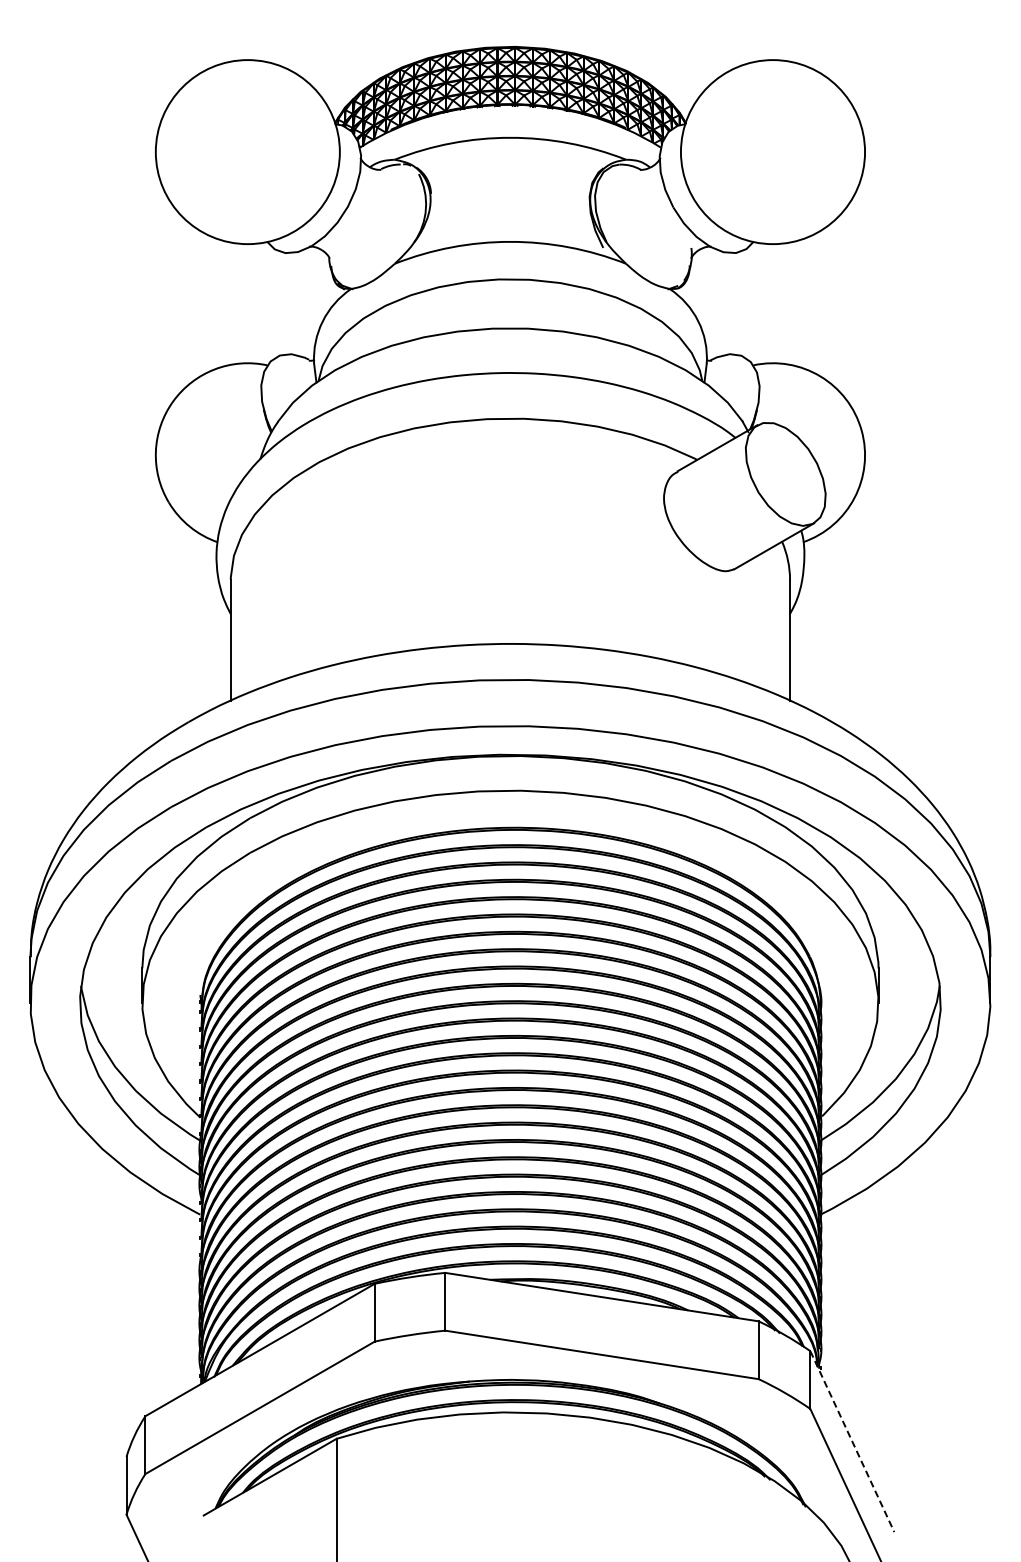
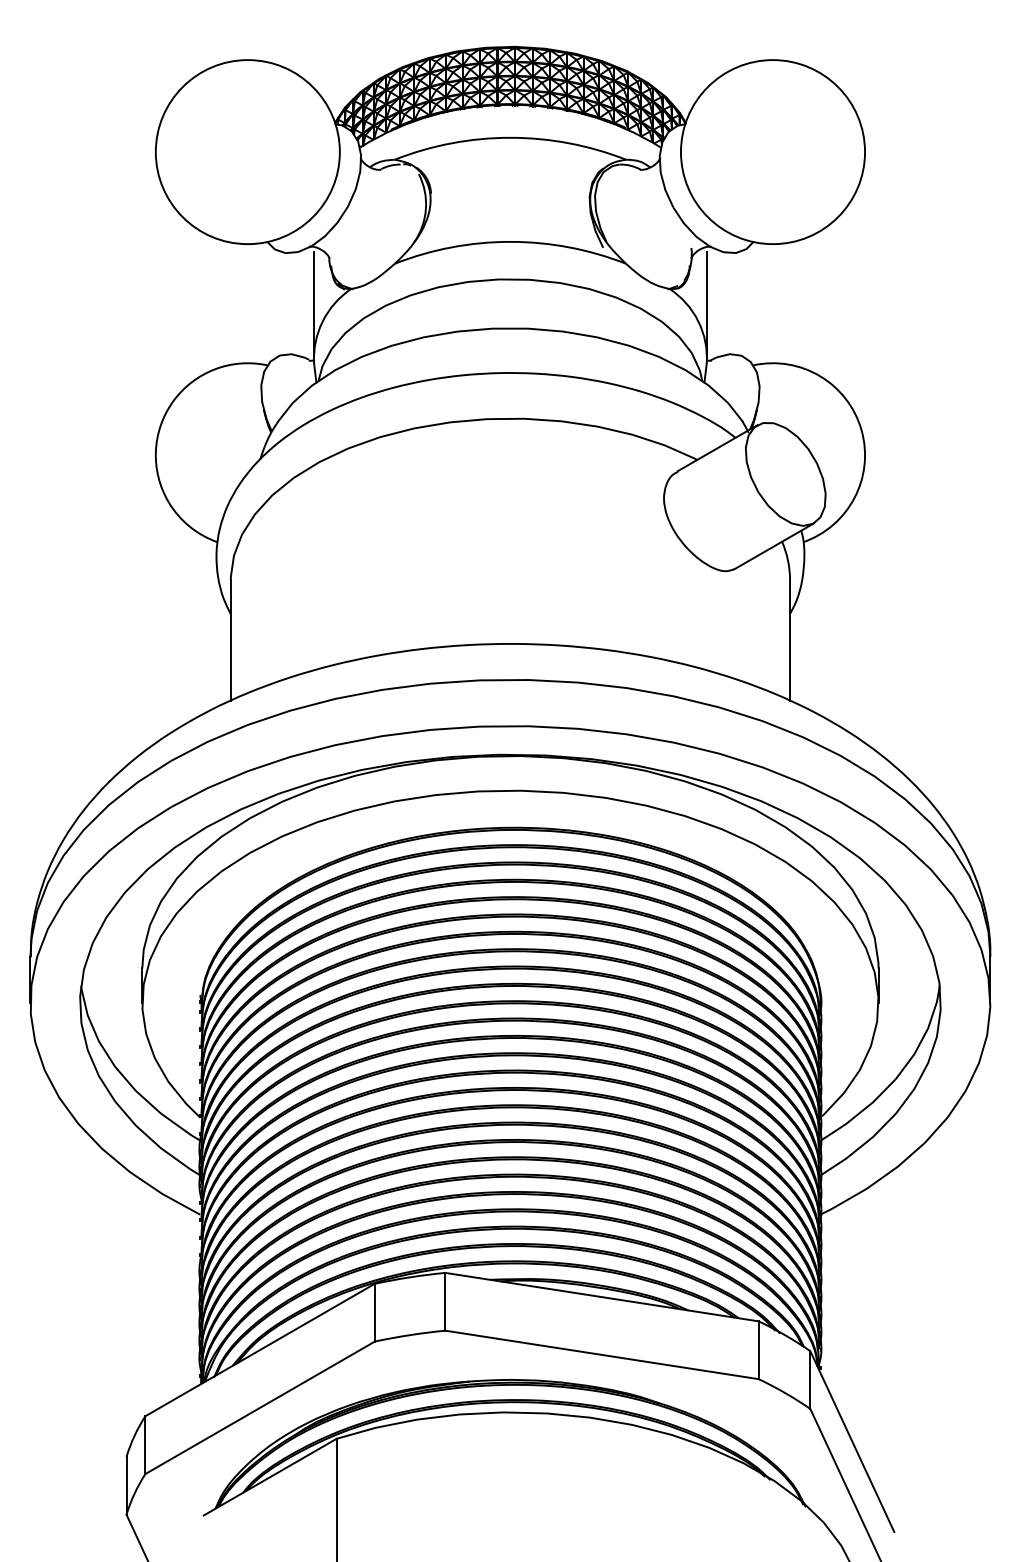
line: none -> present (313, 303)
line: none -> present (707, 303)
line: dashed -> solid (852, 1441)
